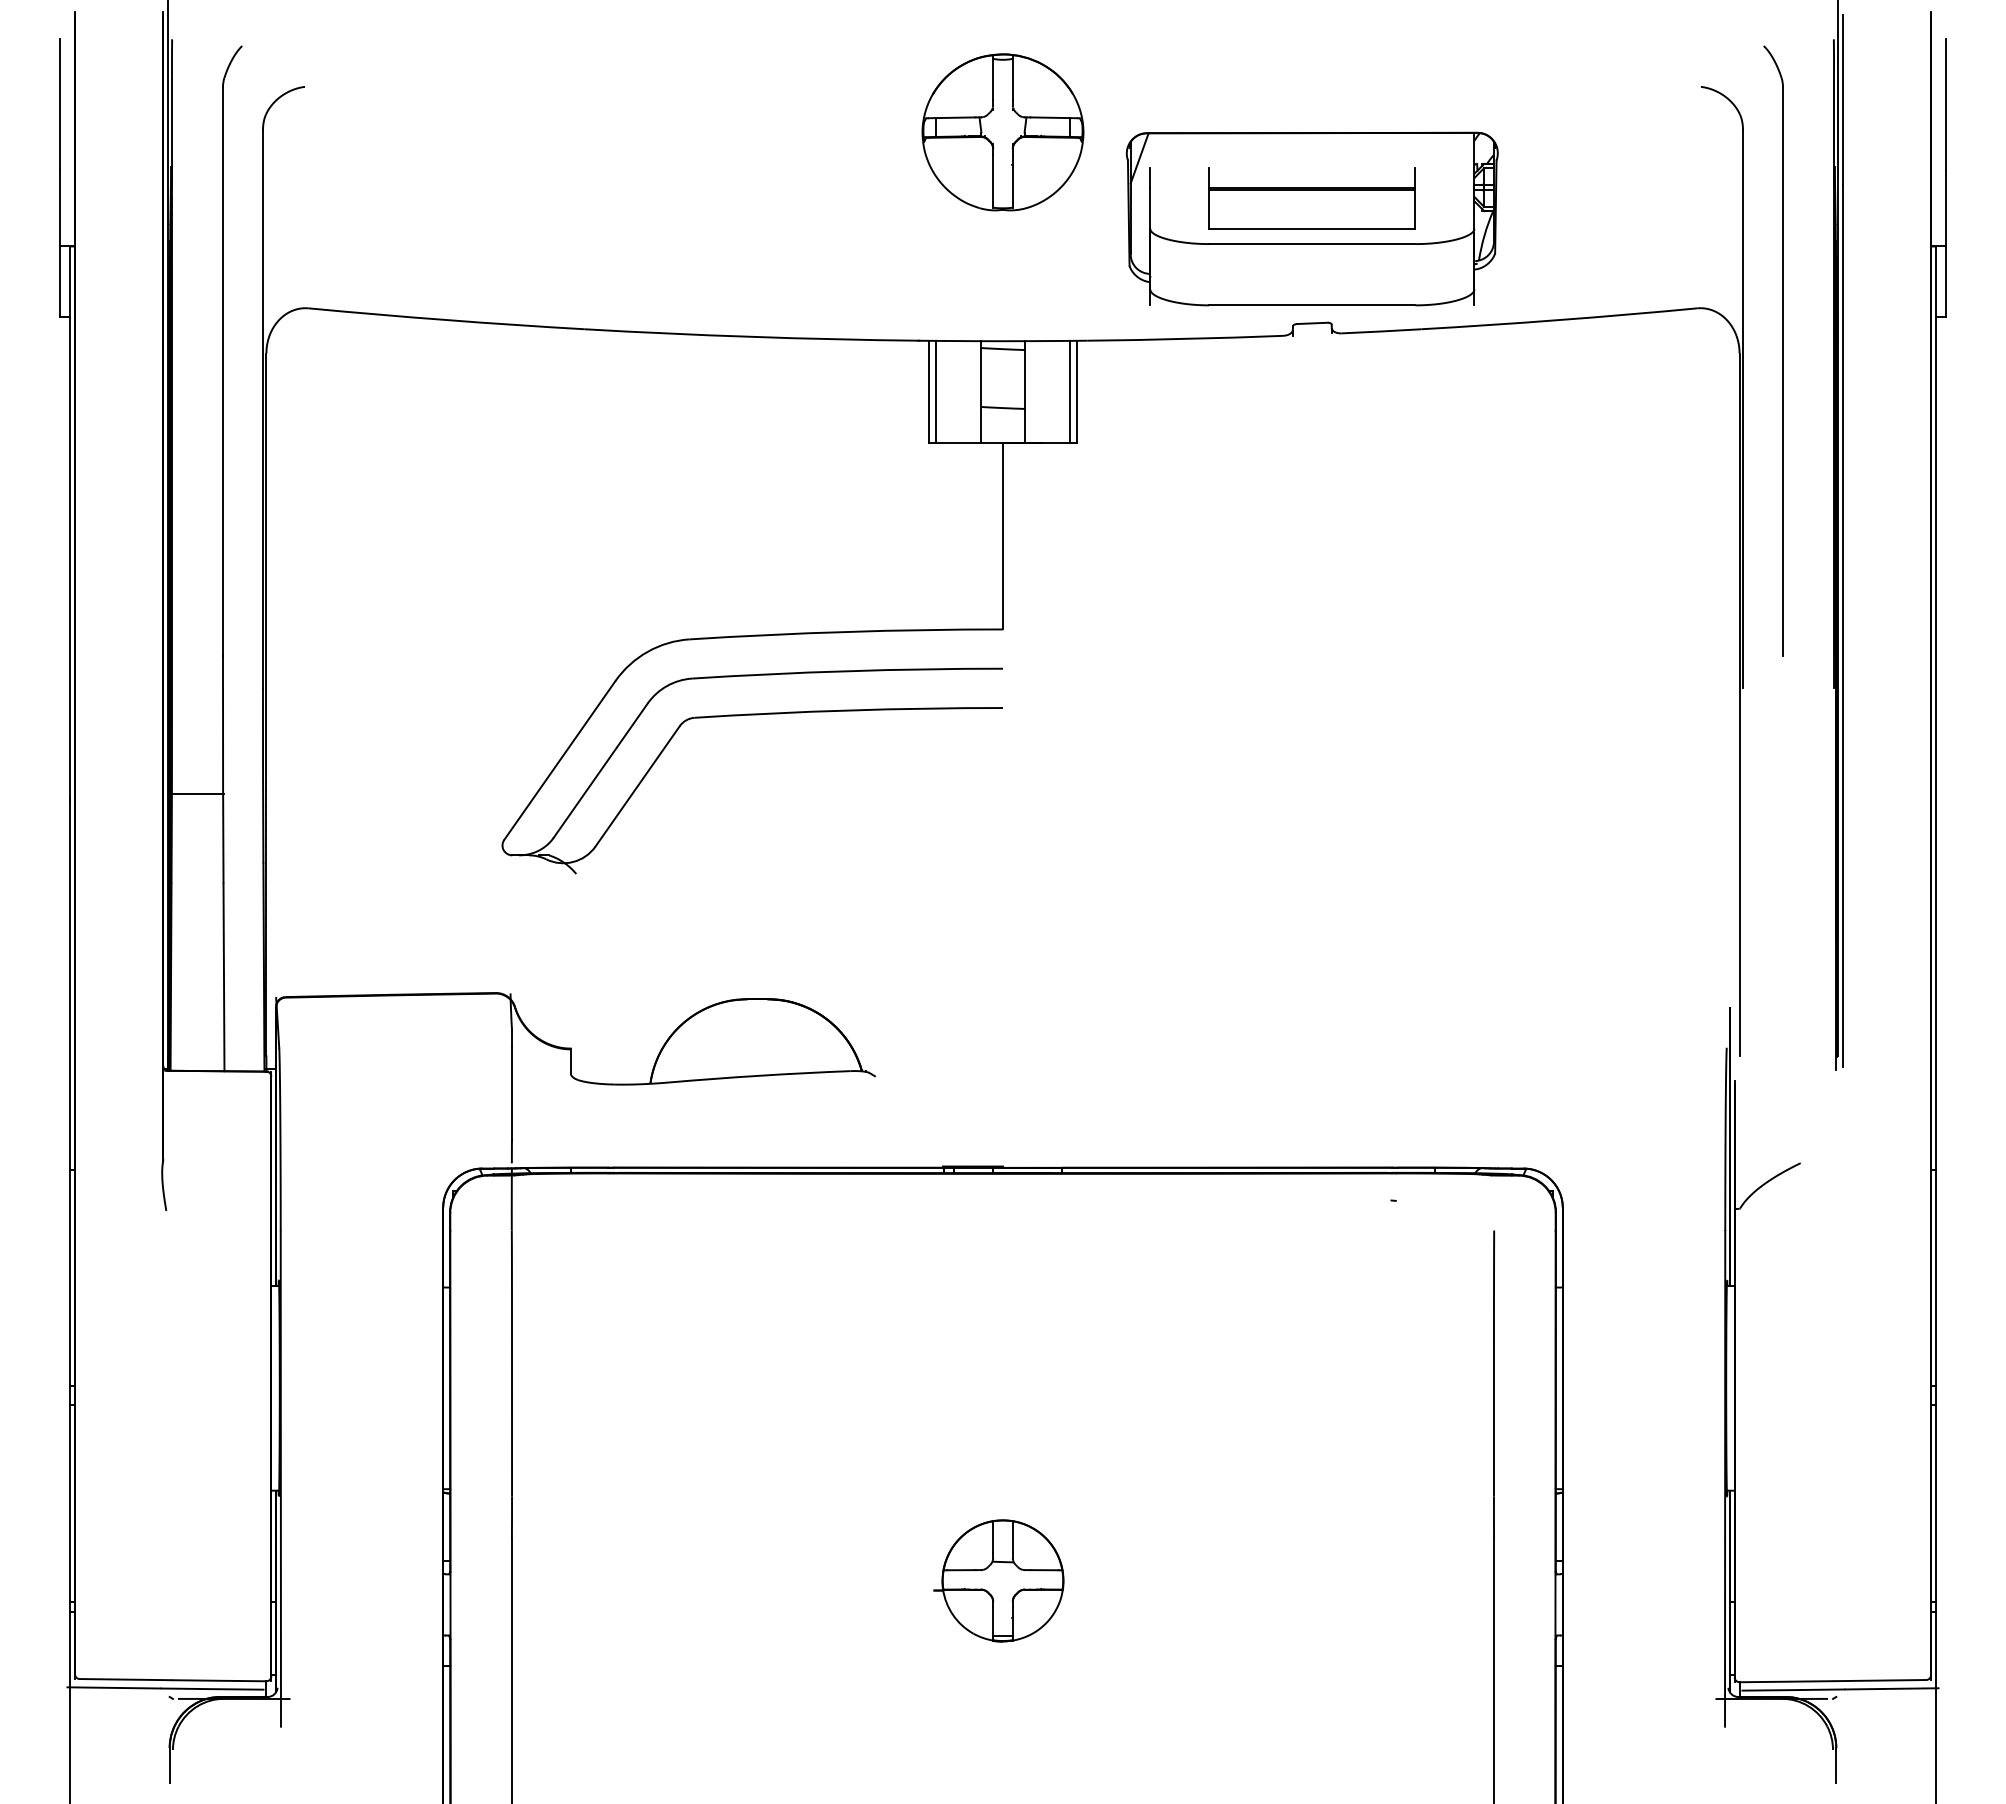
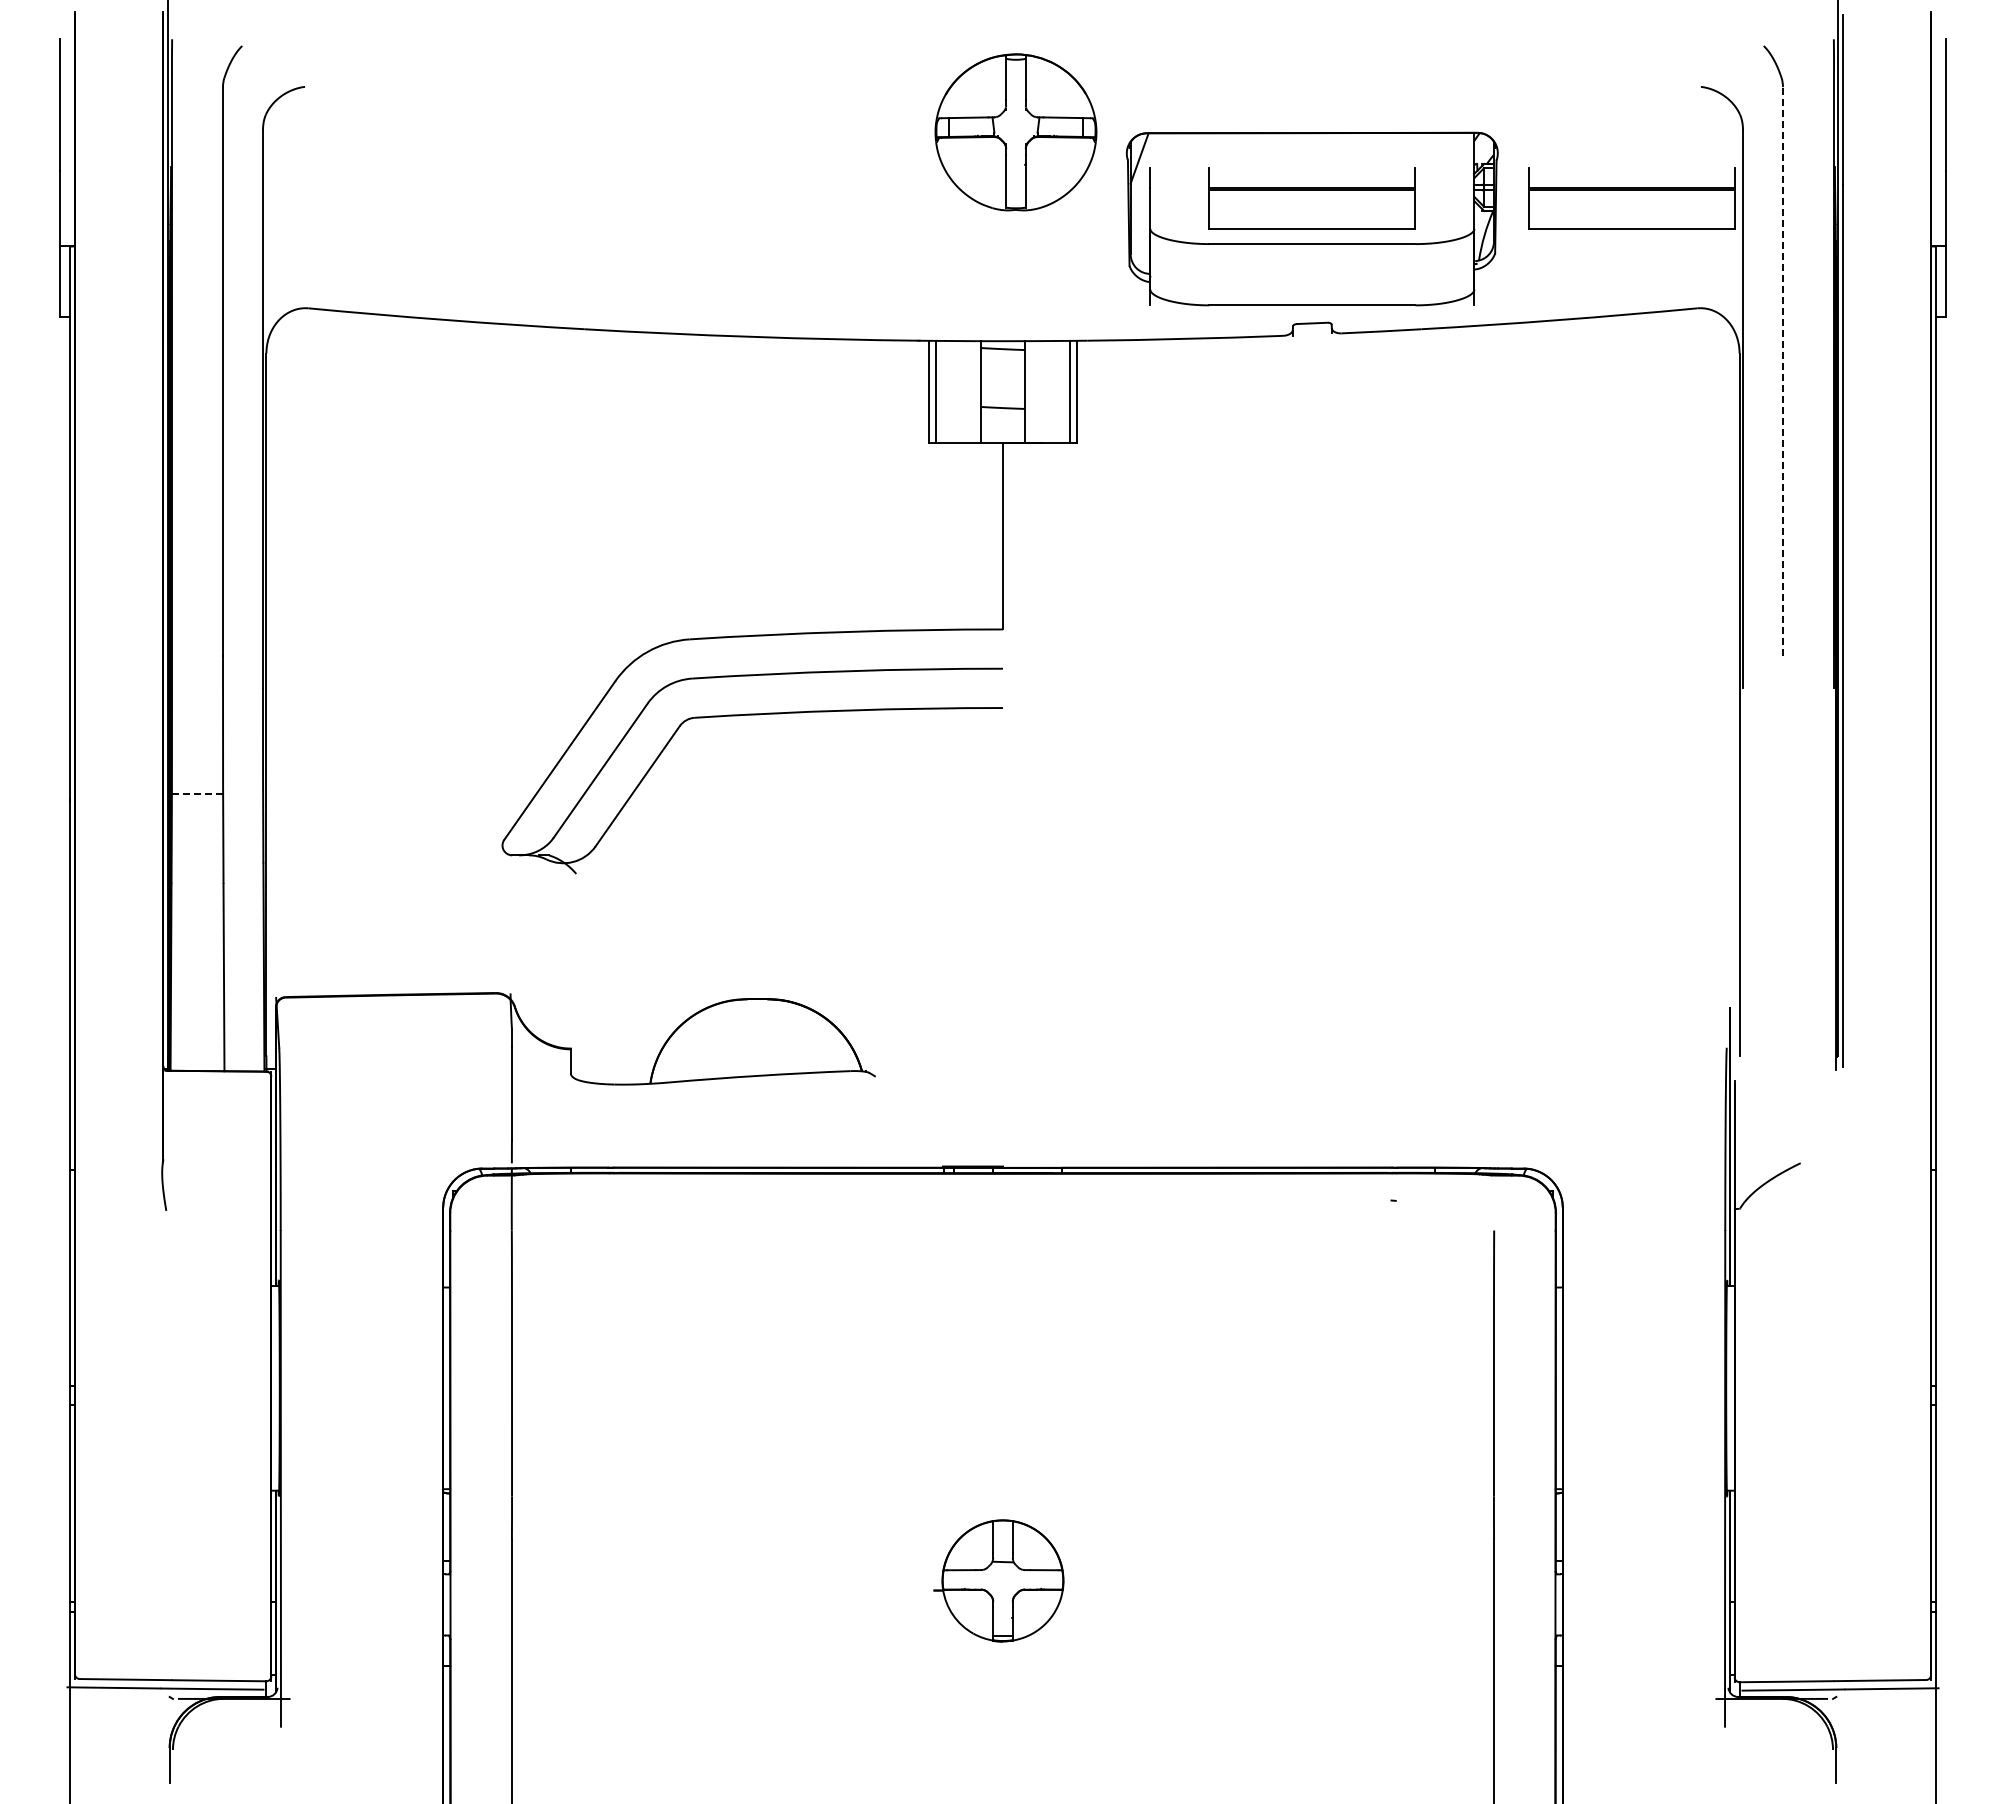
part position: (1002, 132) -> (1015, 132) (1015, 132)
part: none -> present (1631, 198)
line: solid -> dashed (1782, 371)
line: solid -> dashed (197, 793)
